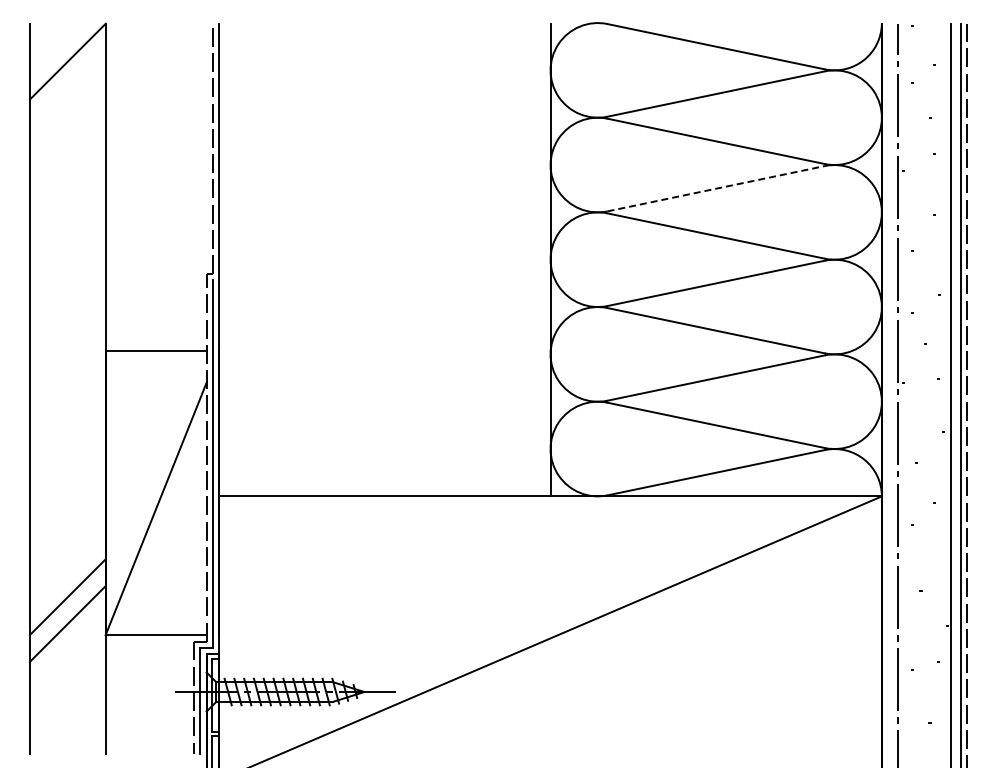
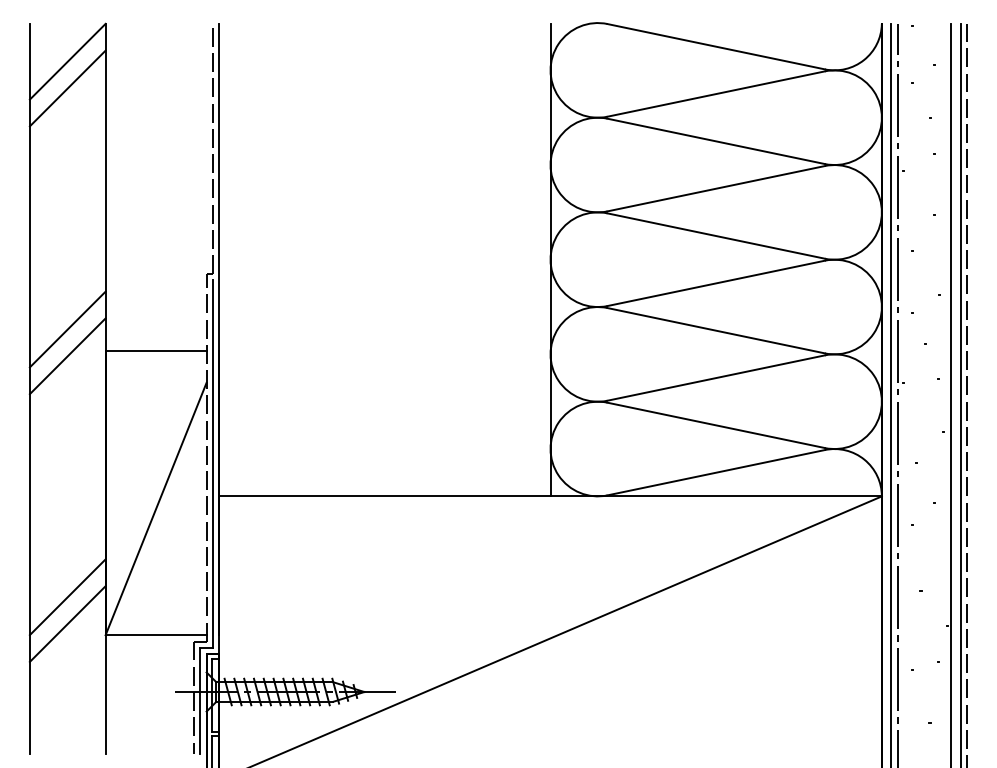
line: none -> present (67, 88)
line: dashed -> solid (716, 188)
line: none -> present (67, 329)
line: none -> present (67, 356)
line: none -> present (891, 394)
